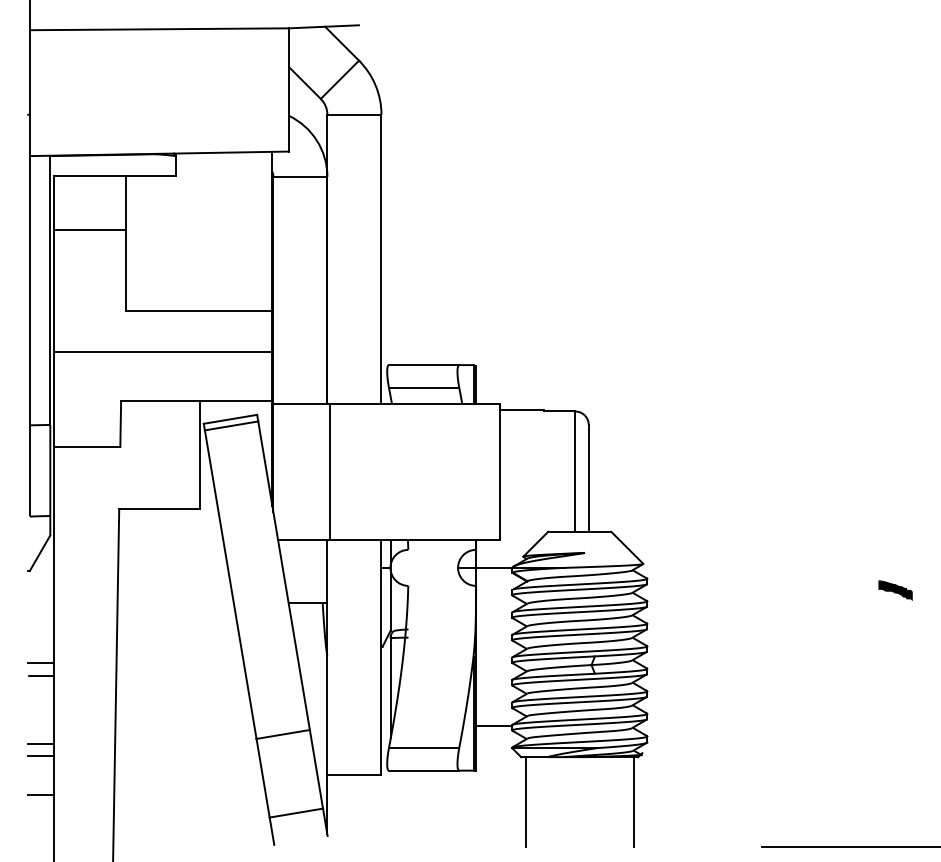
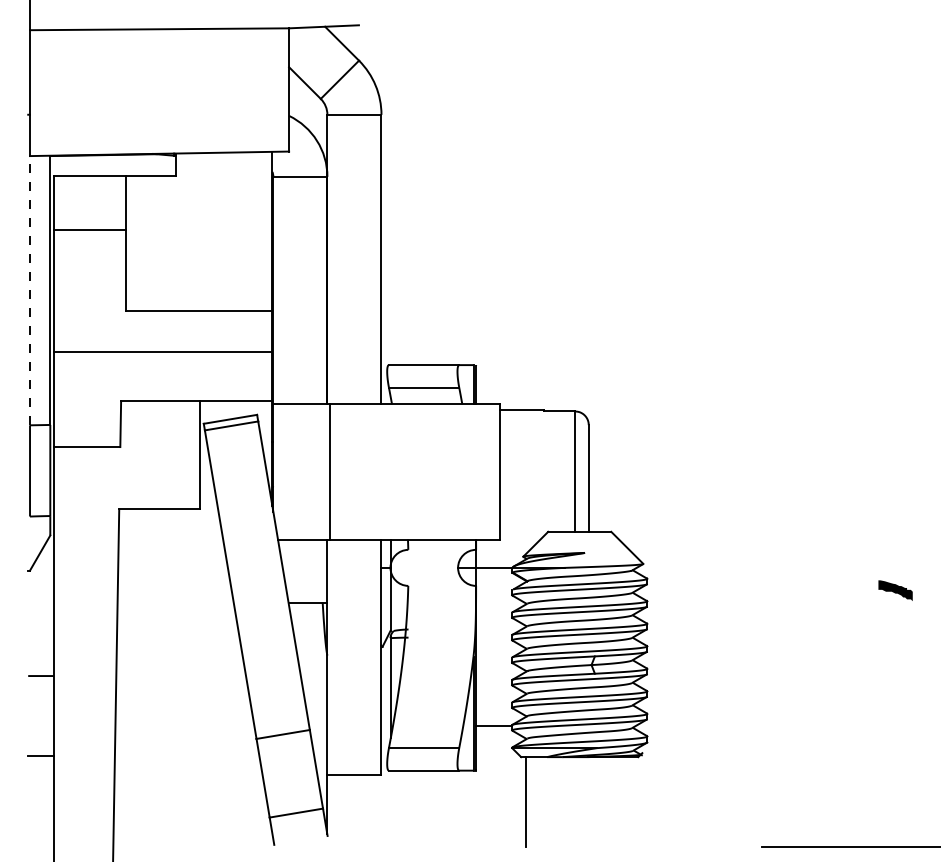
line: solid -> dashed (30, 290)
line: present -> none (40, 662)
line: present -> none (40, 743)
line: present -> none (40, 794)
line: present -> none (633, 802)
